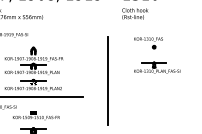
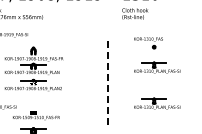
line: solid -> dashed (107, 80)
line: present -> none (42, 97)
part: none -> present (157, 103)
